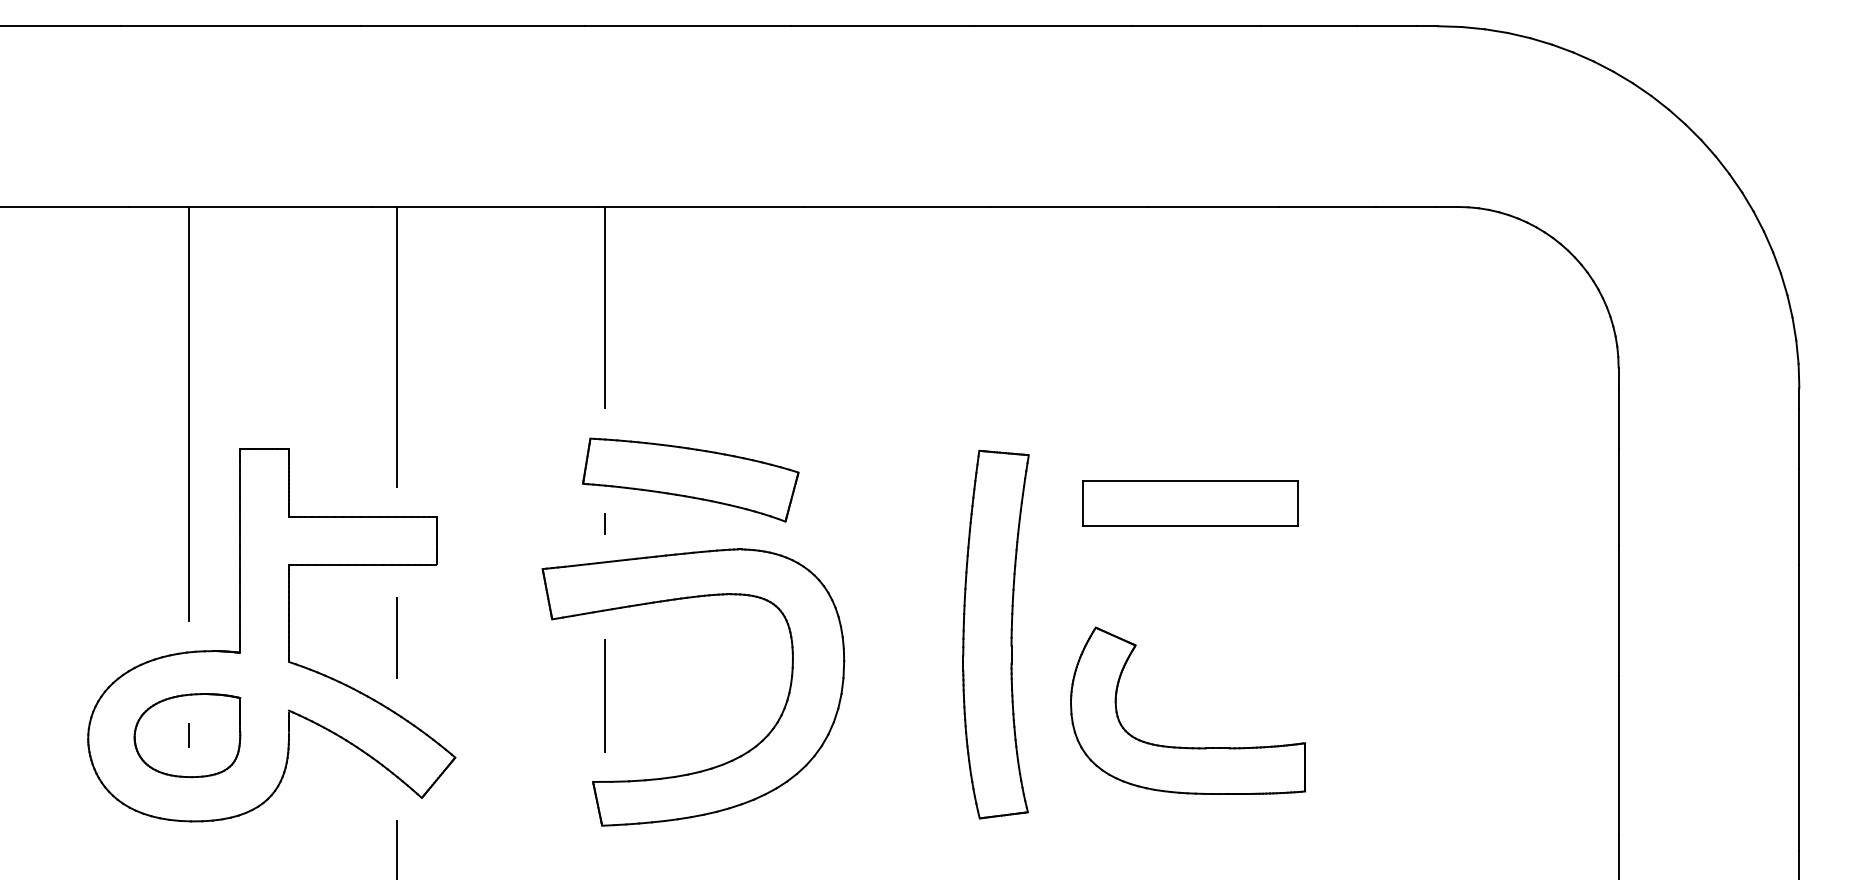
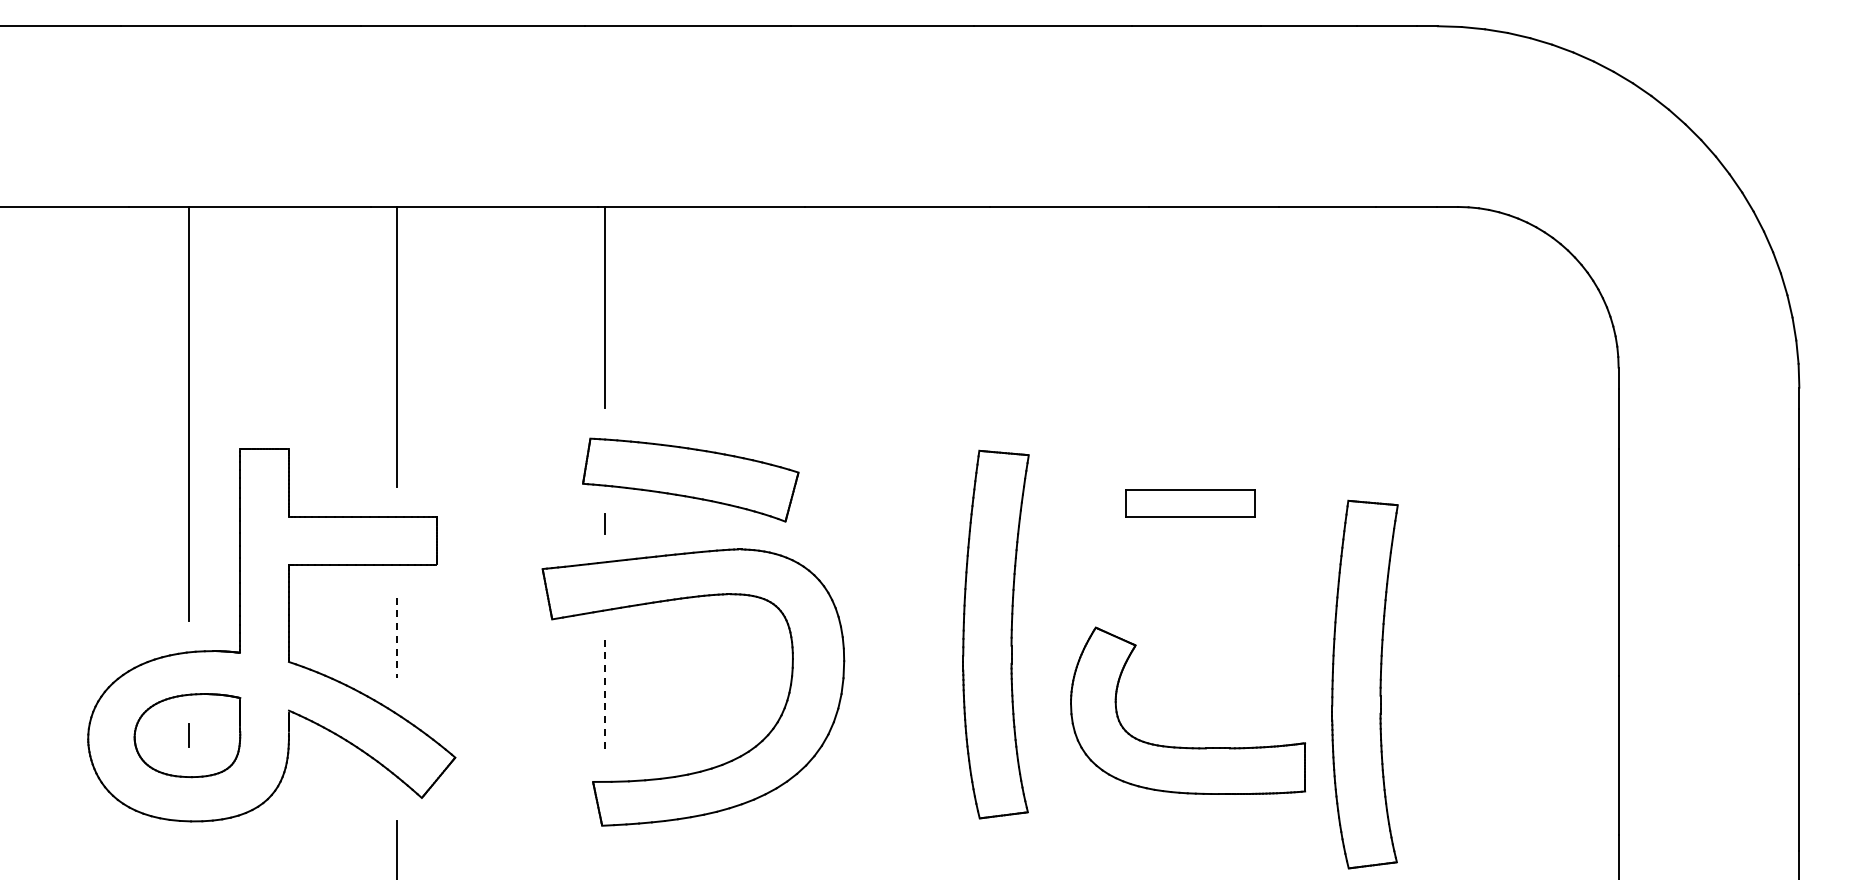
part size: 217x47 px -> 131x29 px (1190, 503)
line: solid -> dashed (396, 638)
part: none -> present (1364, 684)
line: solid -> dashed (604, 696)
